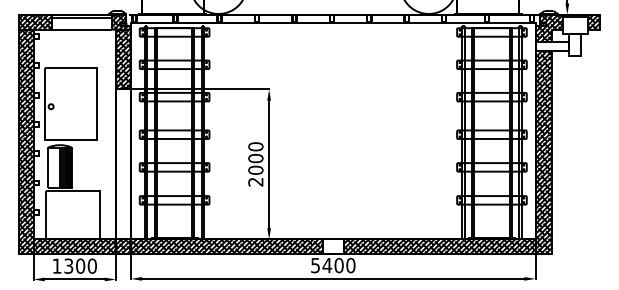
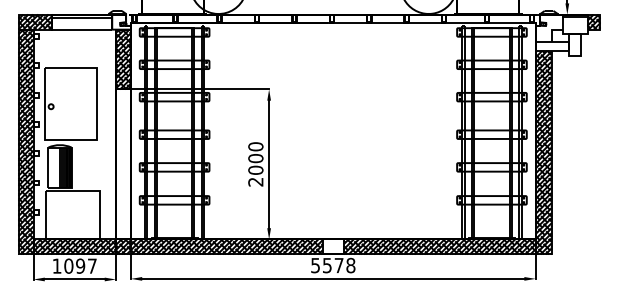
hatch: present -> none (121, 21)
hatch: present -> none (548, 27)
text: 1300 -> 1097 (80, 265)
text: 5400 -> 5578 (338, 265)
